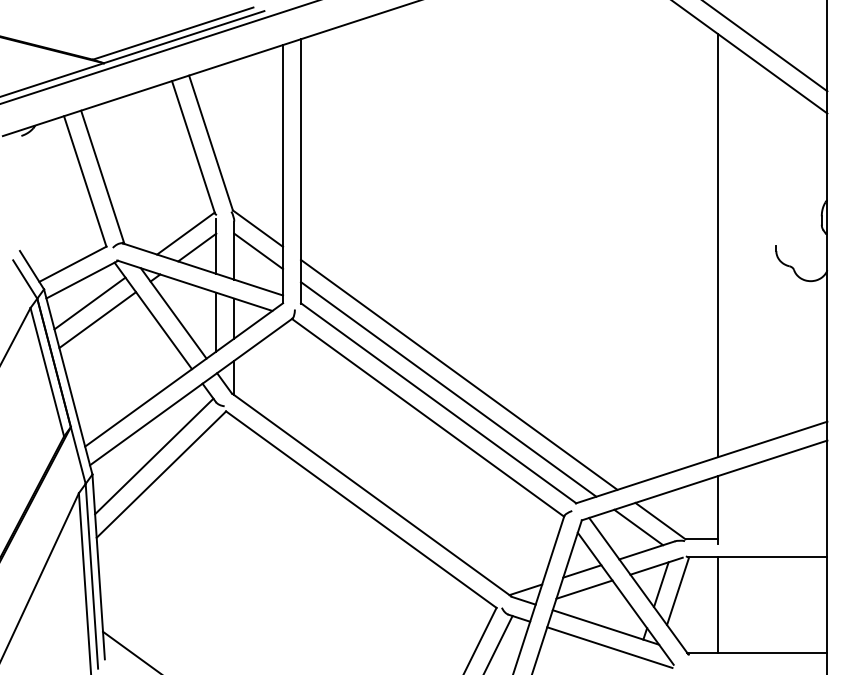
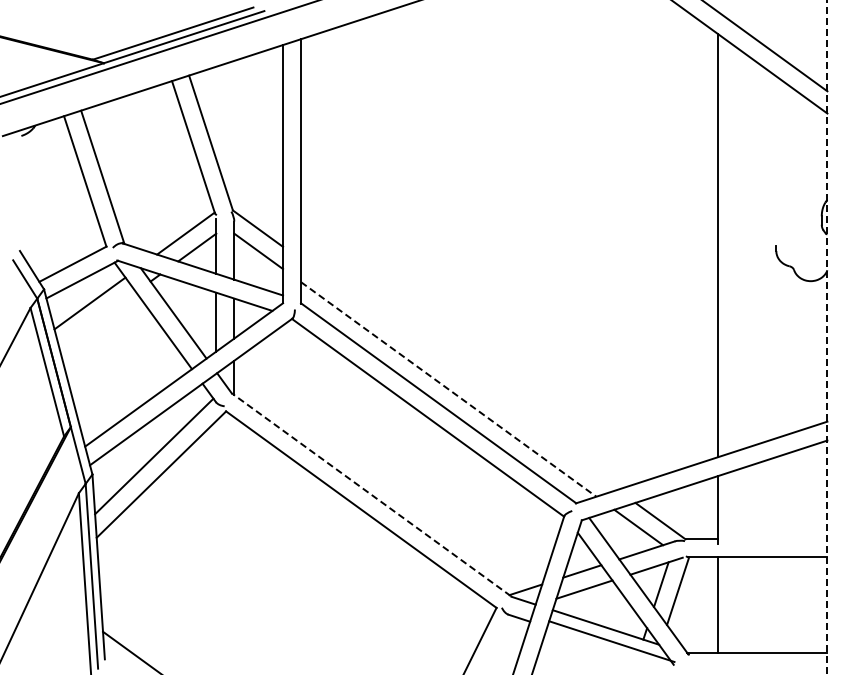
line: present -> none (97, 320)
line: solid -> dashed (827, 336)
line: present -> none (459, 374)
line: solid -> dashed (448, 389)
line: solid -> dashed (371, 495)
line: present -> none (498, 643)
line position: (609, 647) -> (611, 641) (611, 641)
